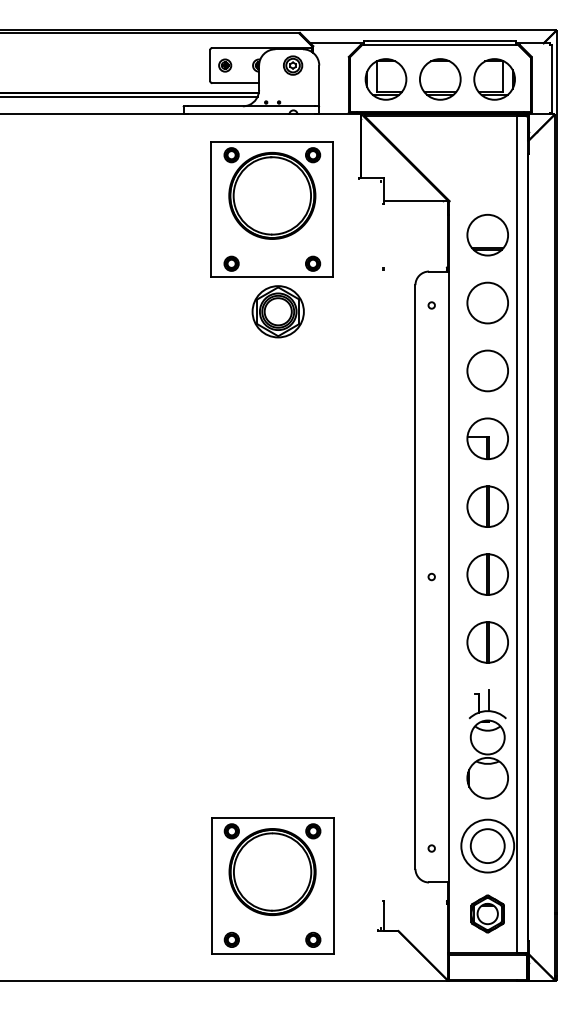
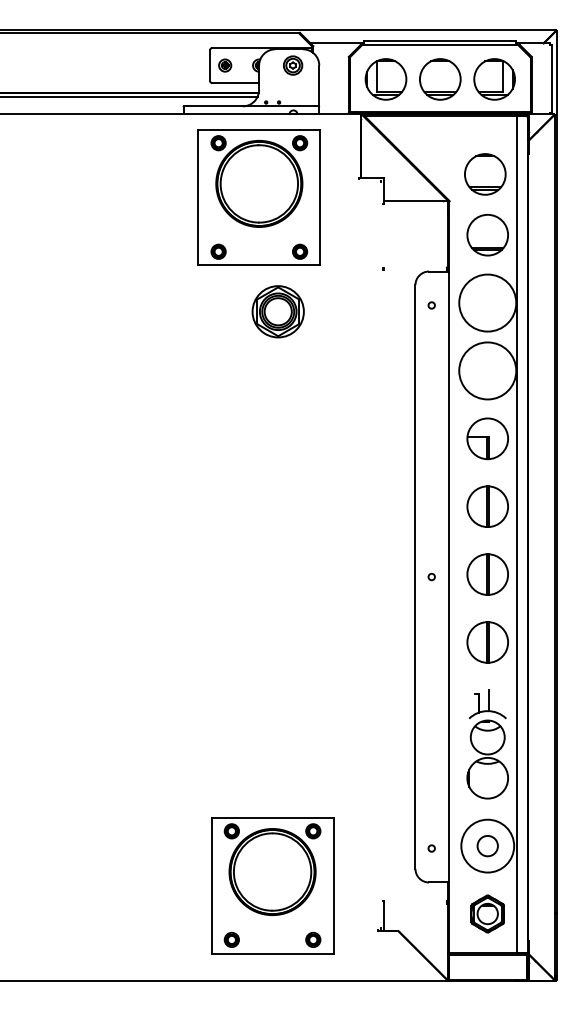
part: none -> present (485, 174)
part position: (271, 209) -> (258, 197) (258, 197)
circle diameter: 41 px -> 57 px (487, 302)
circle diameter: 41 px -> 57 px (487, 370)
circle diameter: 34 px -> 20 px (487, 845)
